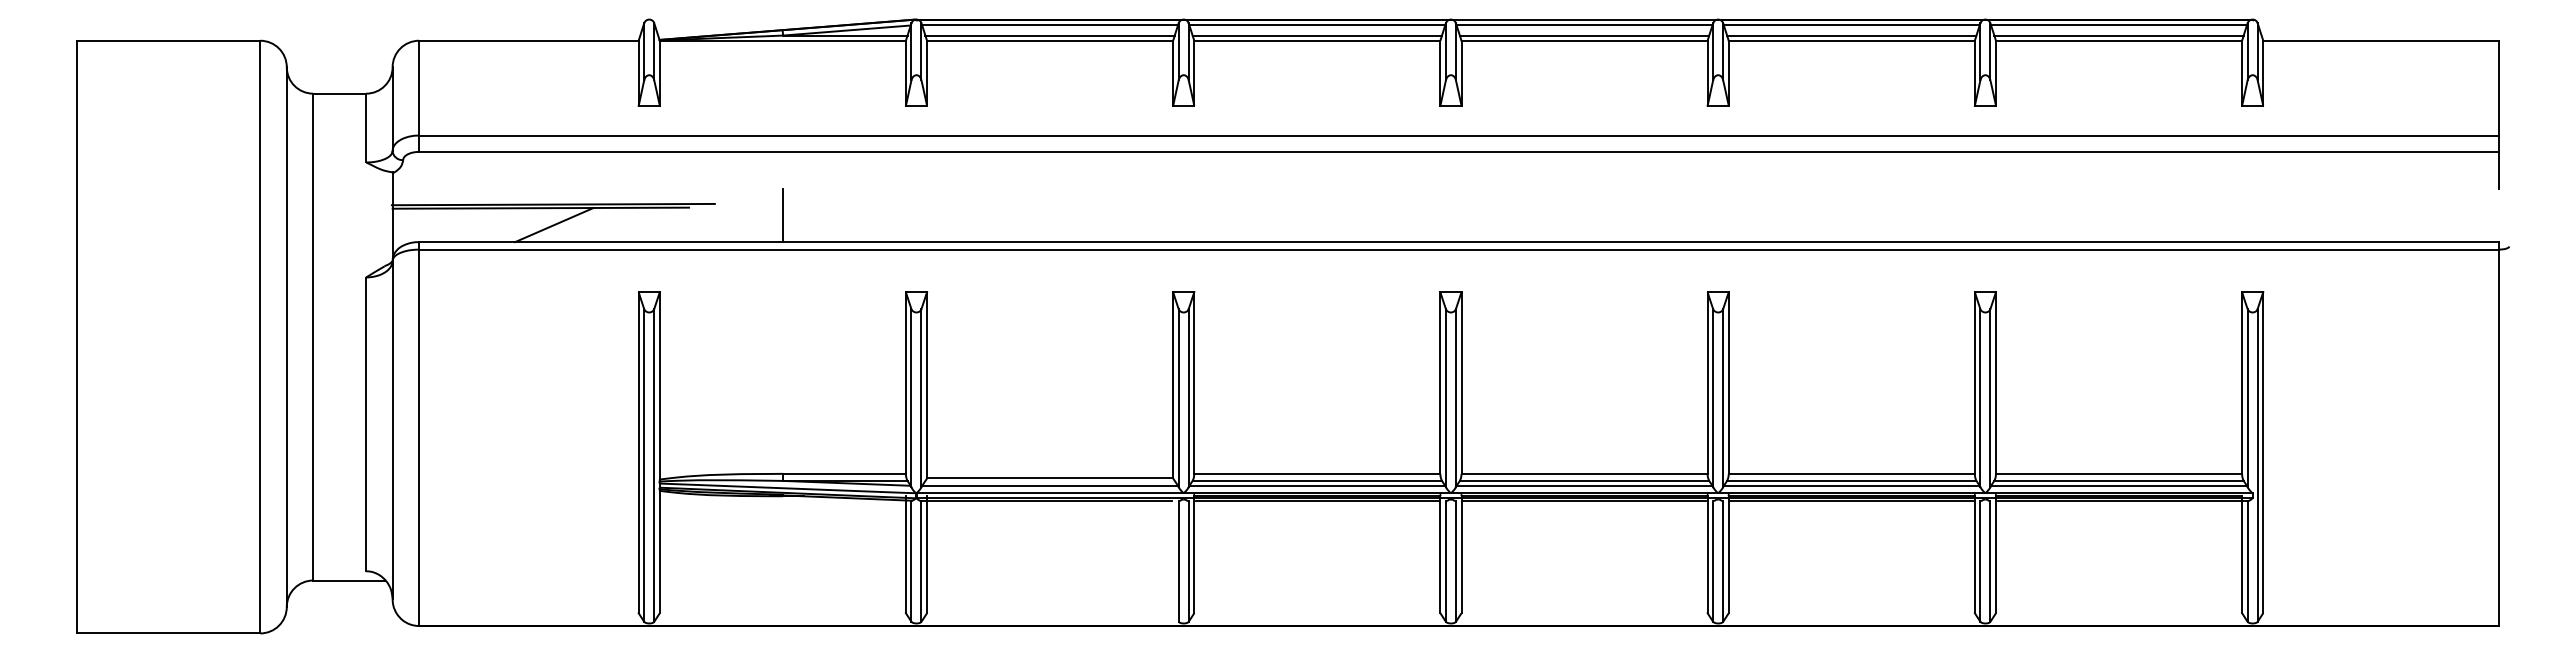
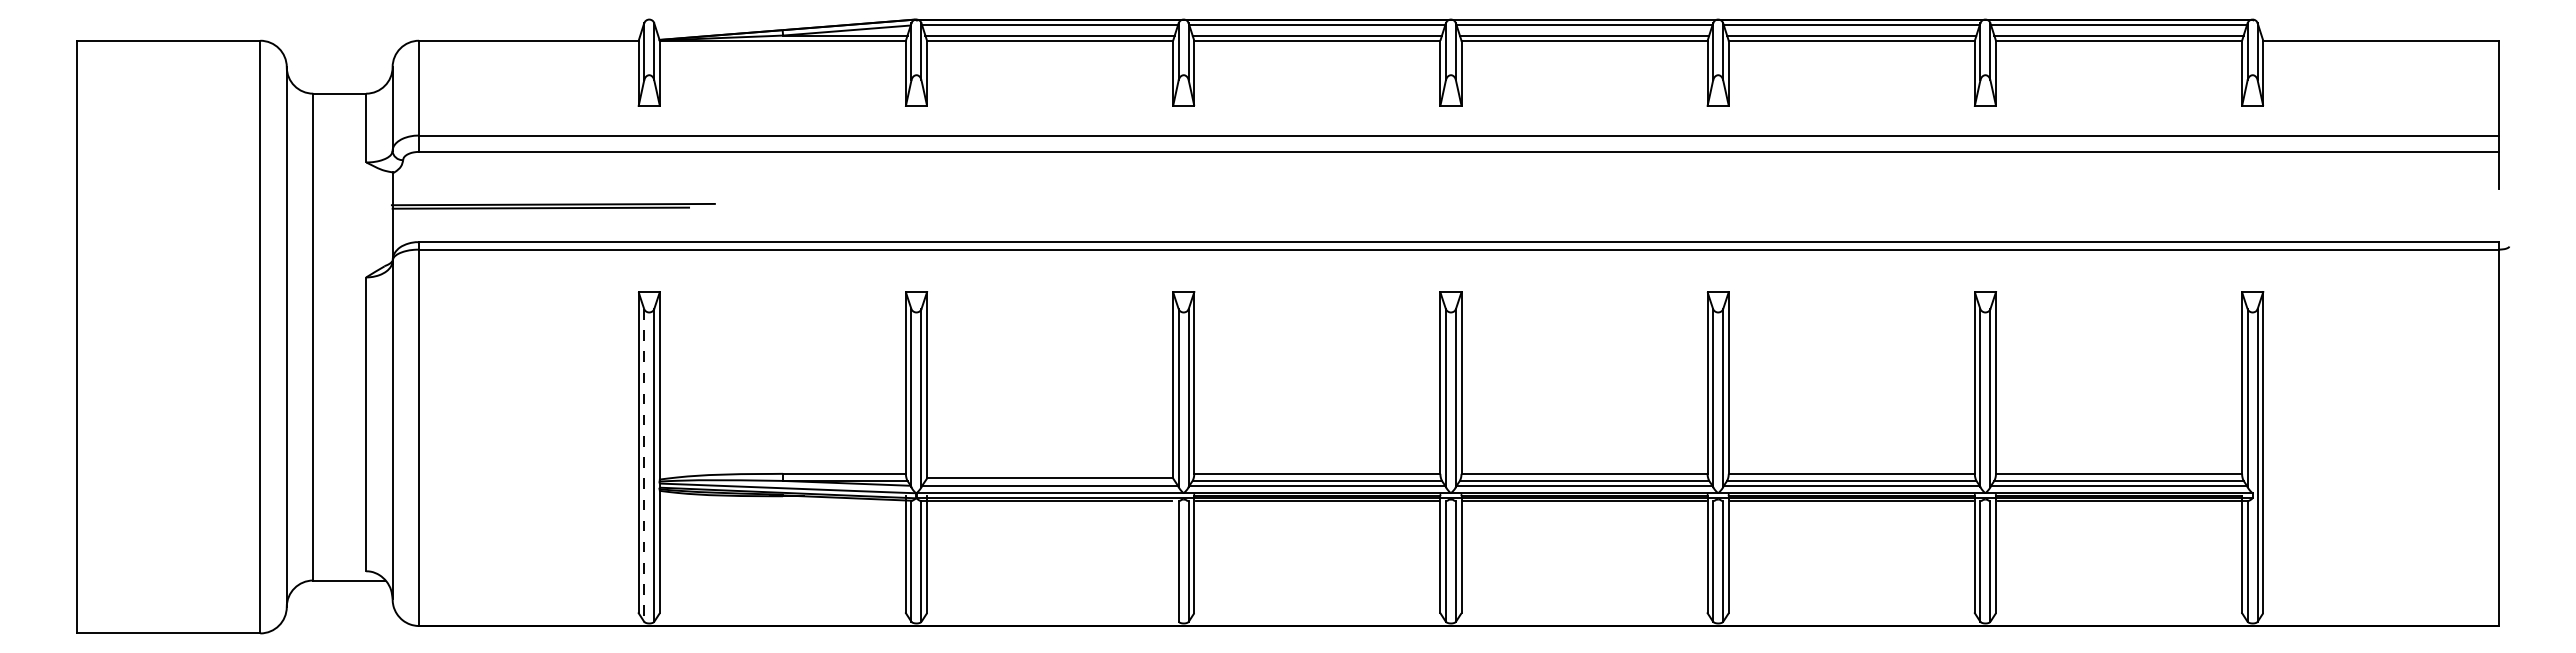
line: present -> none (783, 215)
line: present -> none (554, 224)
line: solid -> dashed (644, 465)
